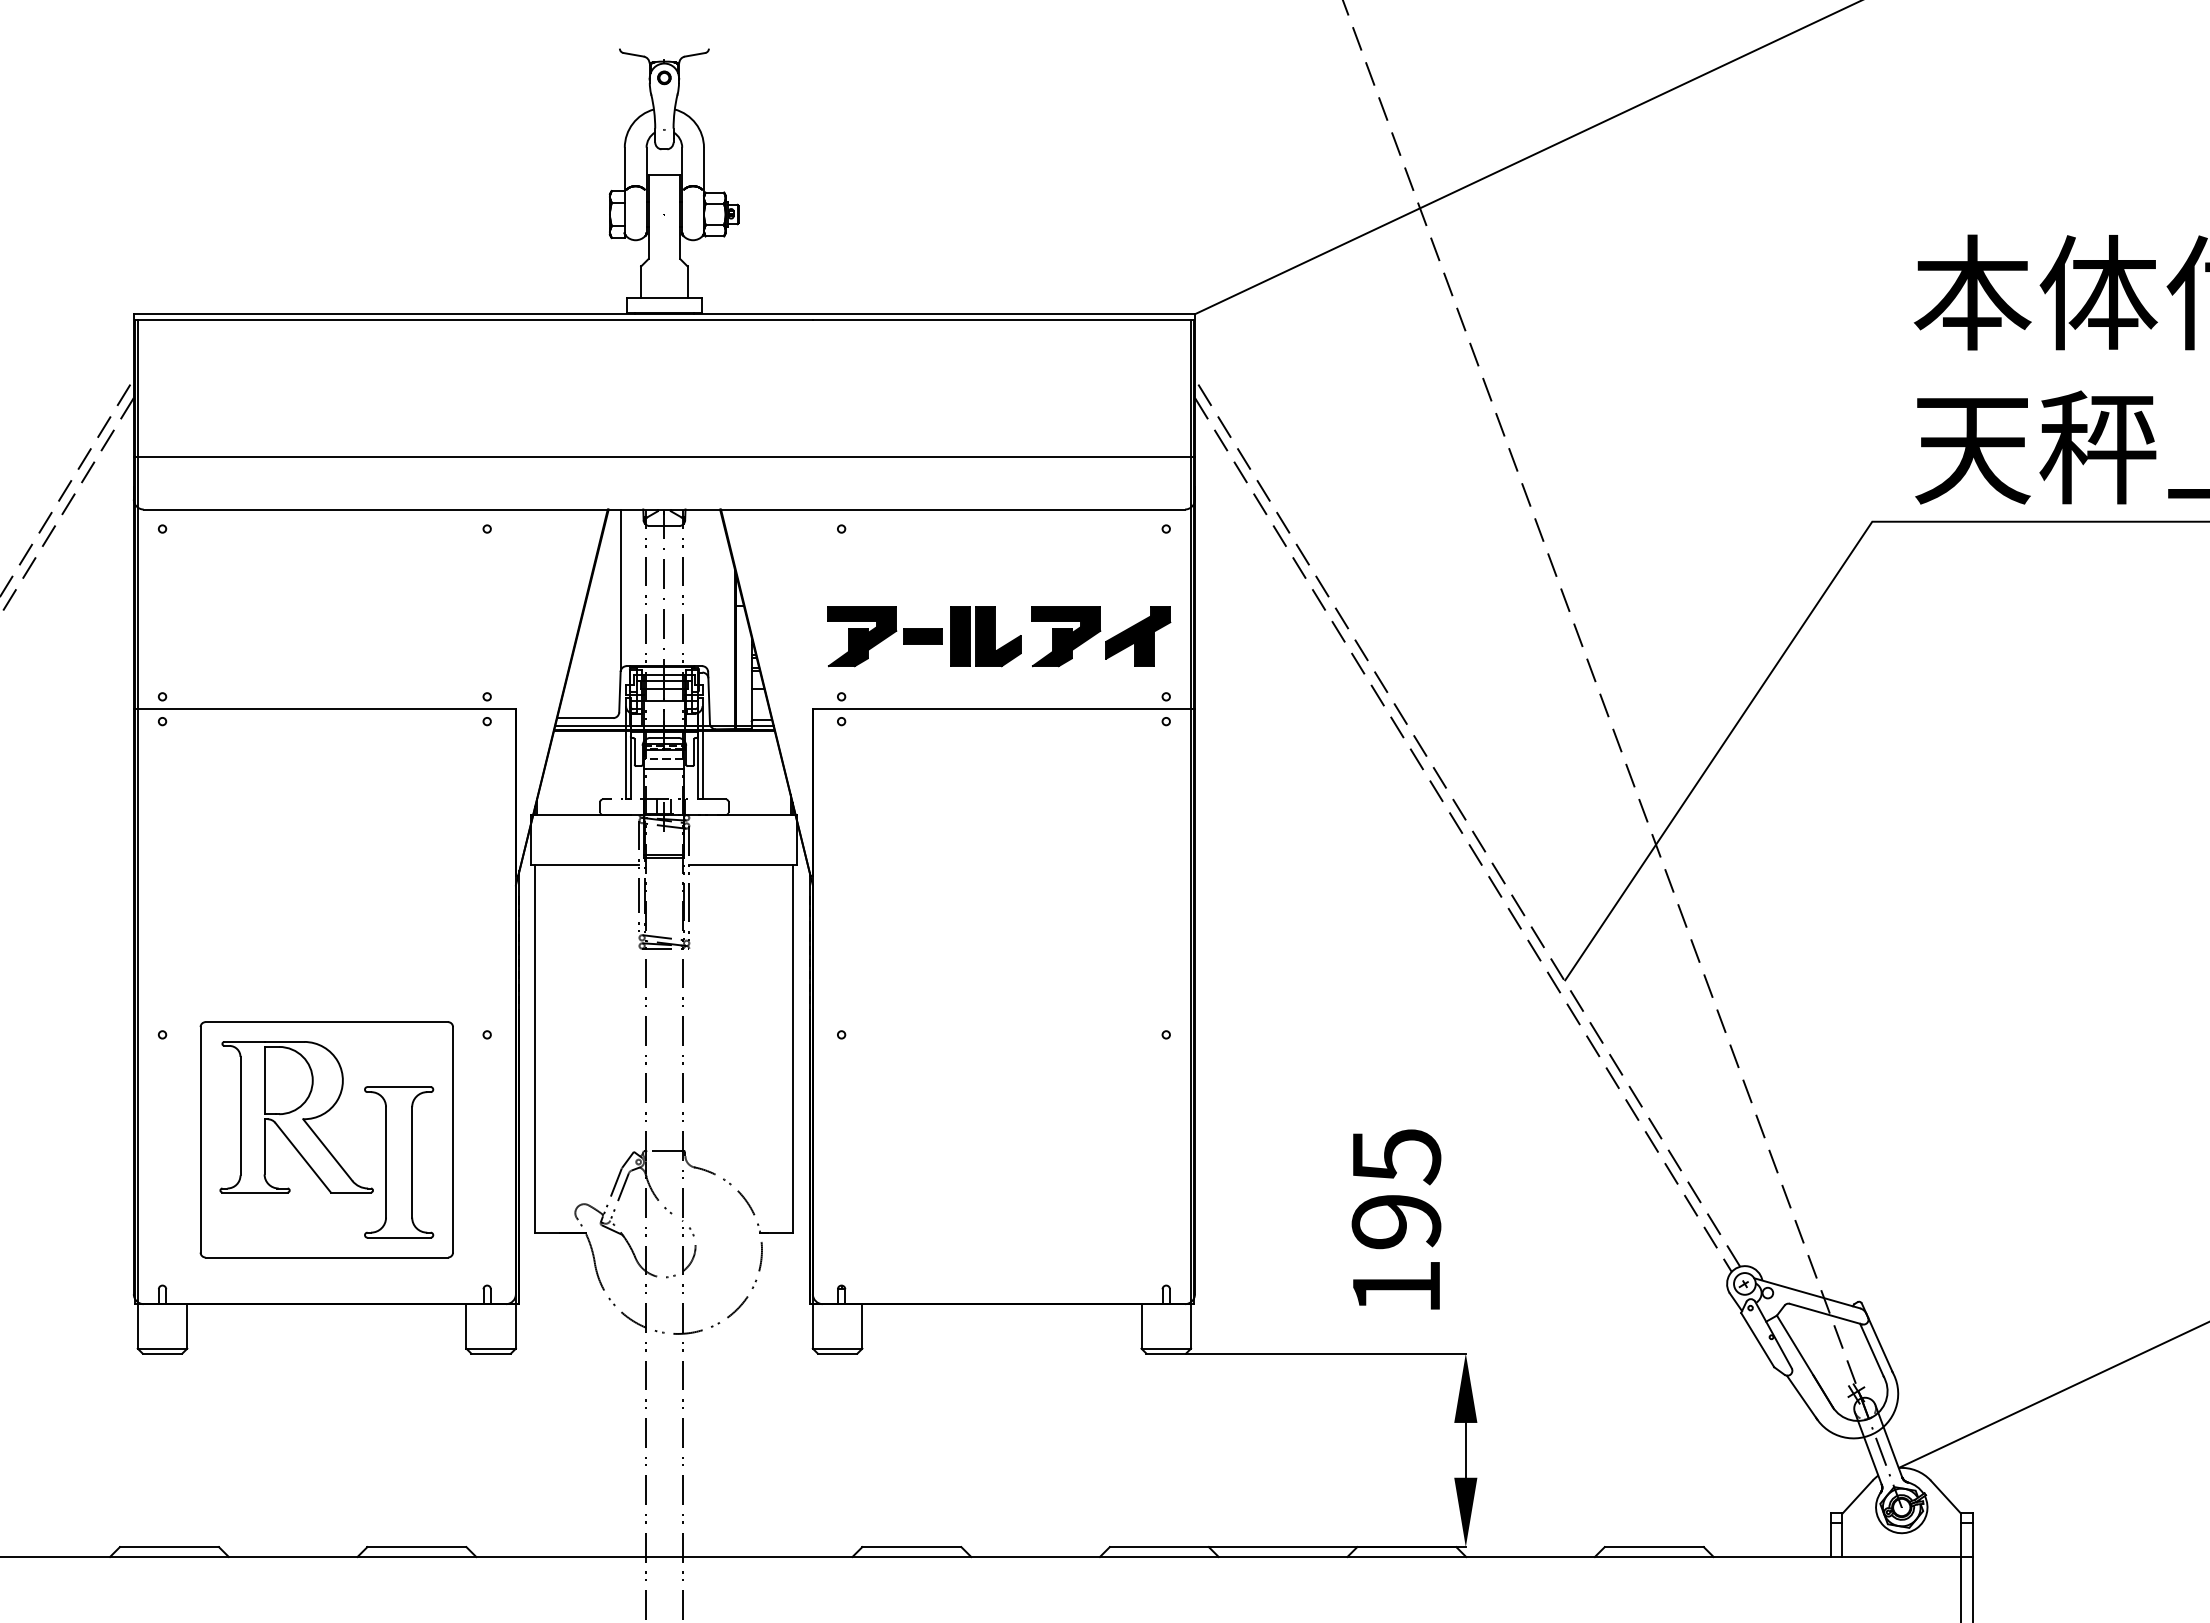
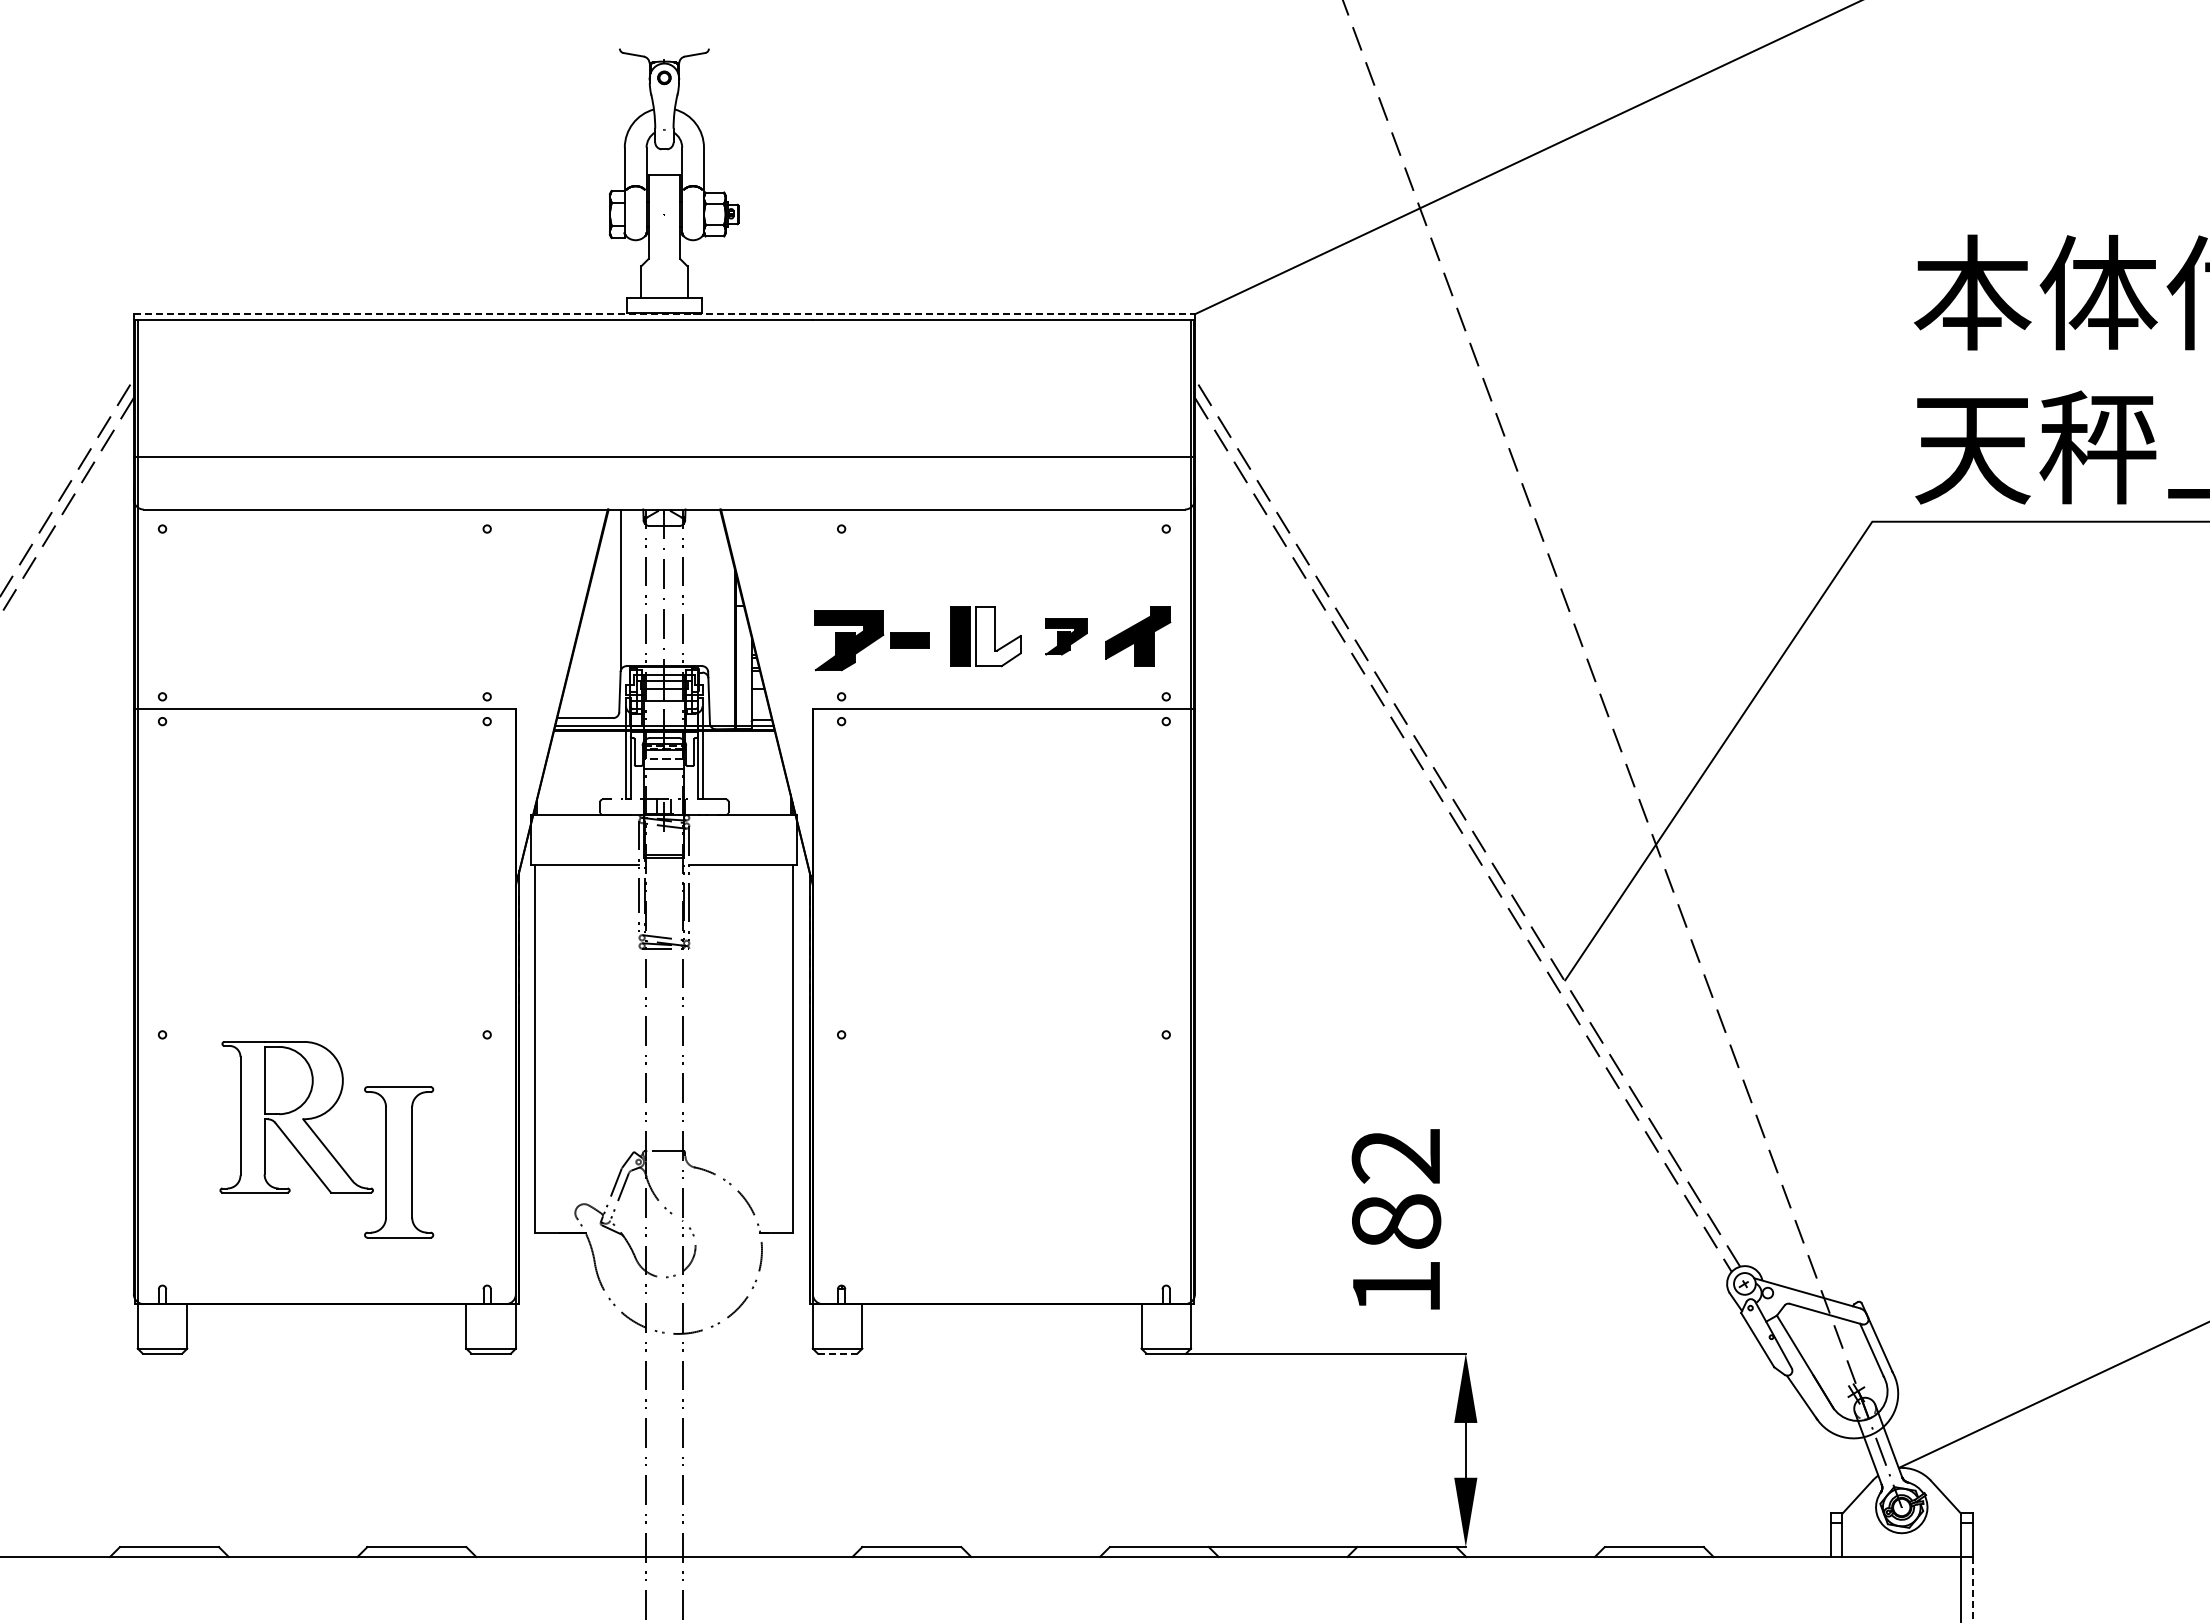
line: solid -> dashed (664, 314)
part position: (884, 636) -> (871, 640) (871, 640)
fill: present -> none (998, 636)
part size: 71x62 px -> 43x38 px (1066, 636)
part: present -> none (326, 1139)
text: 195 -> 182 (1396, 1189)
line: solid -> dashed (837, 1353)
line: solid -> dashed (1973, 1589)
